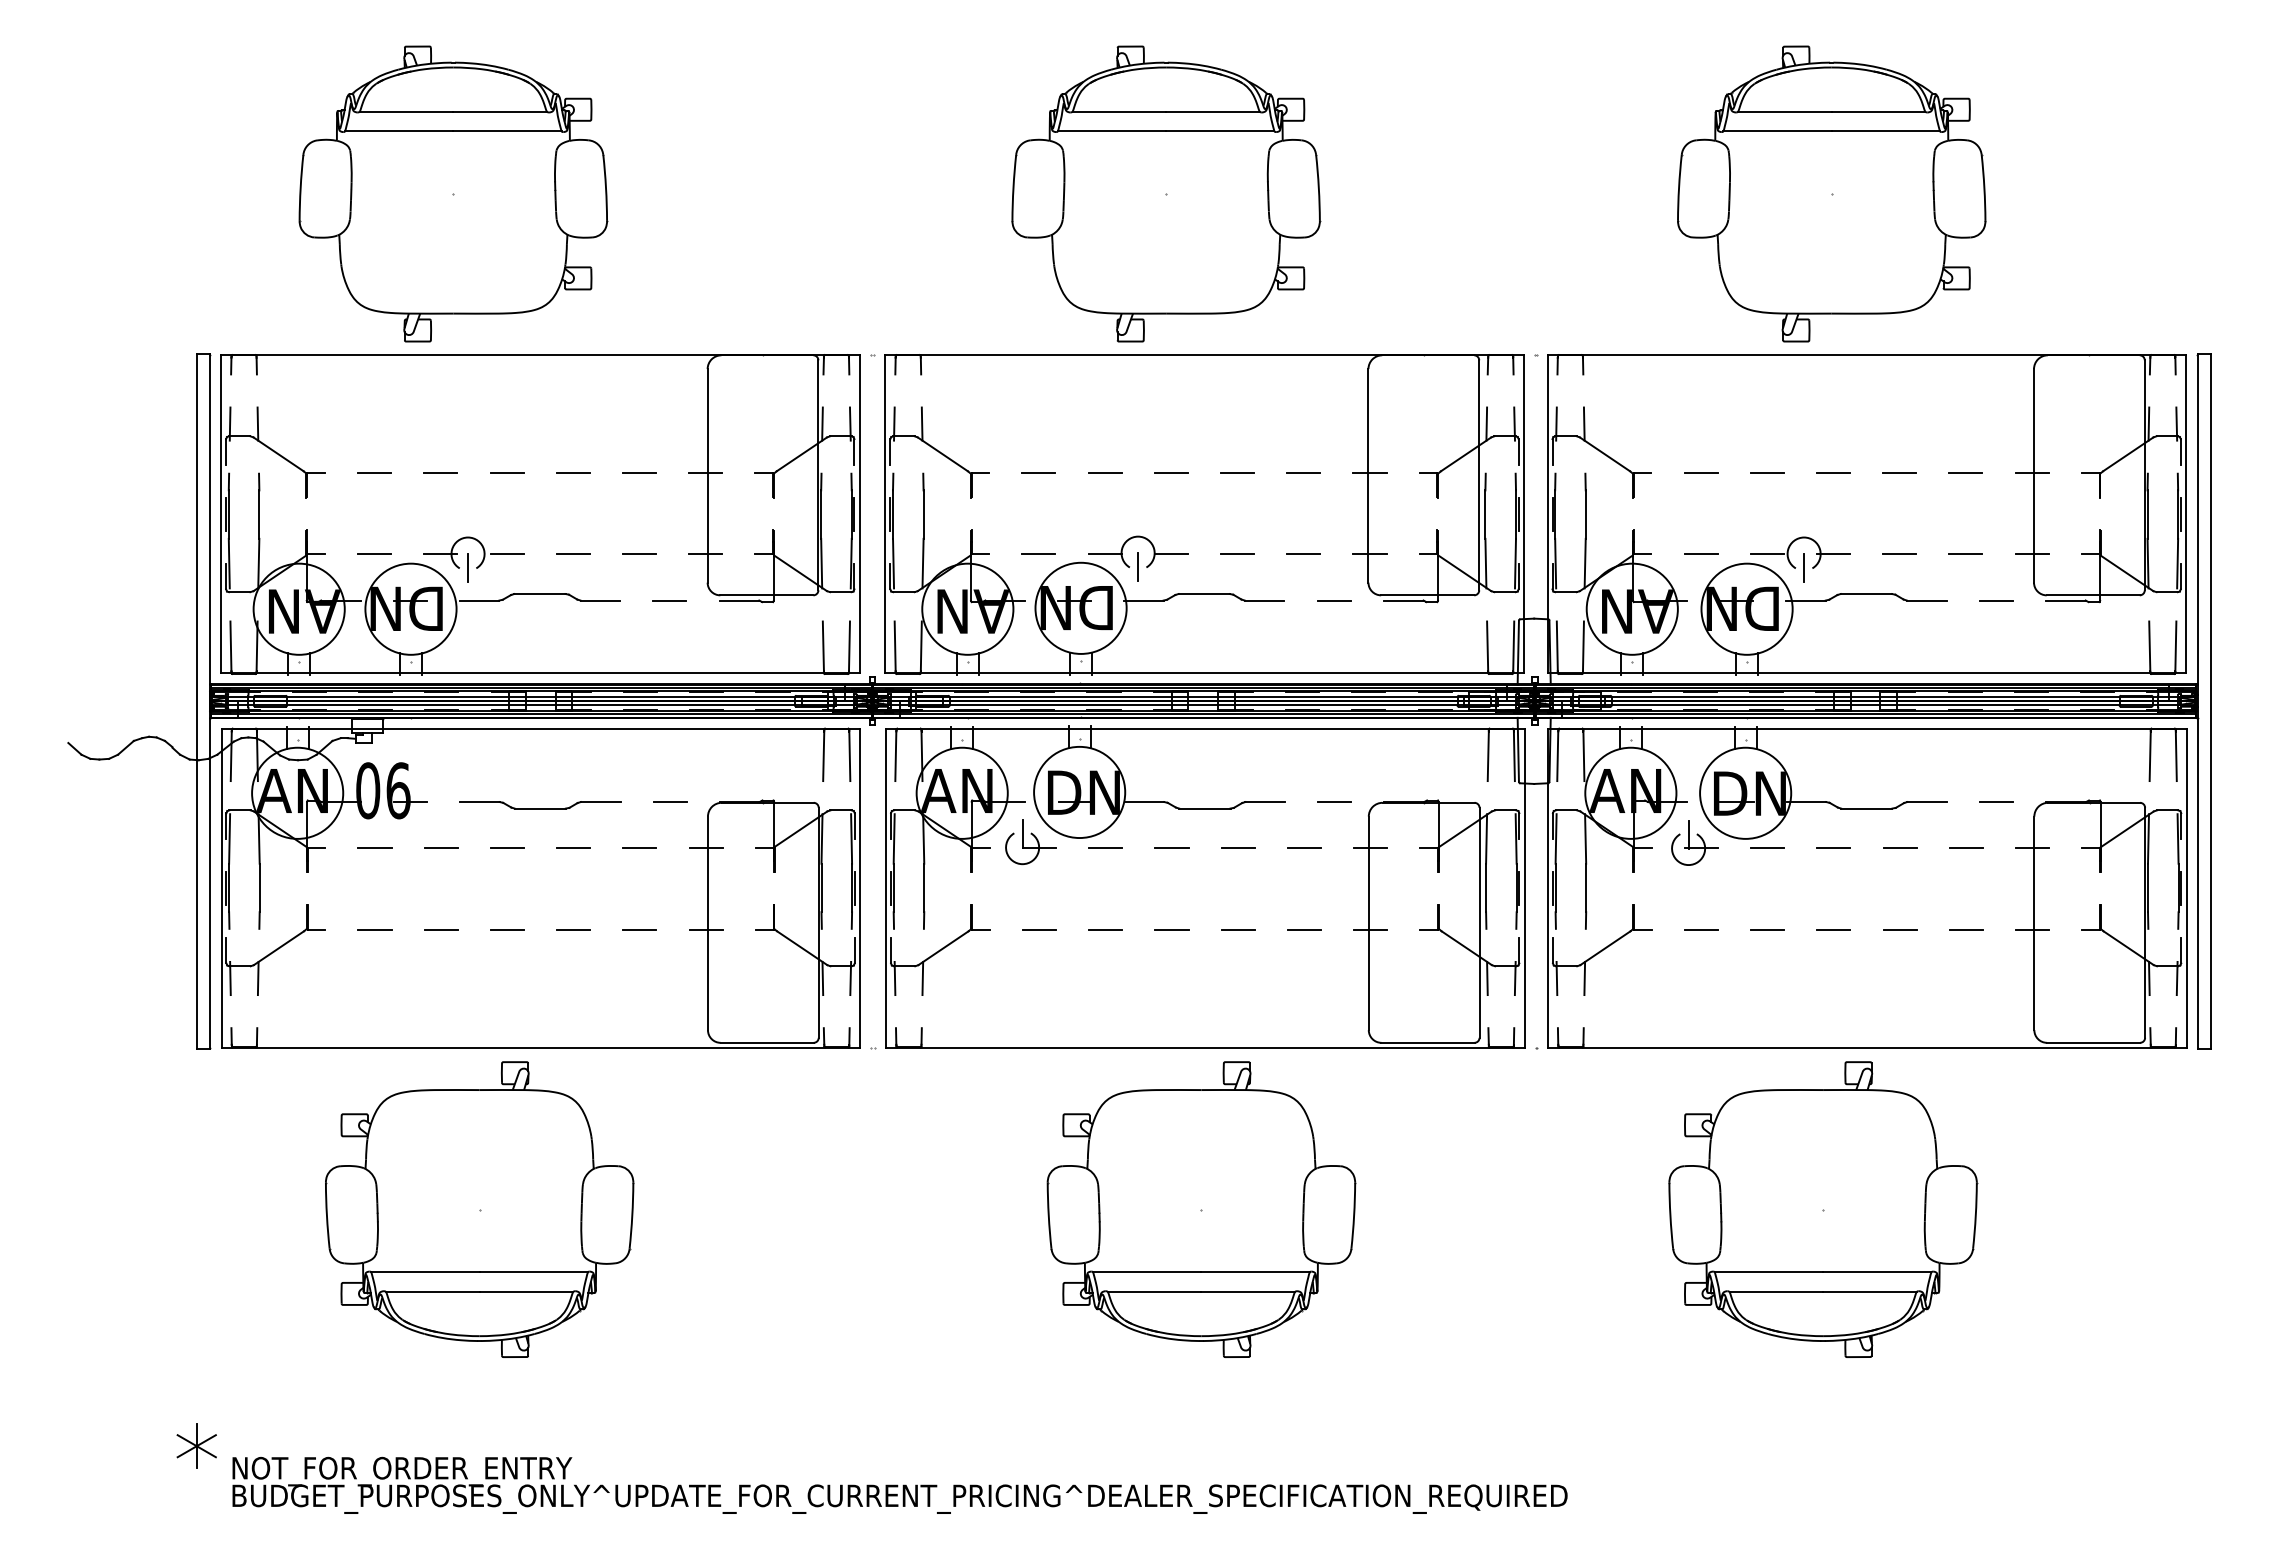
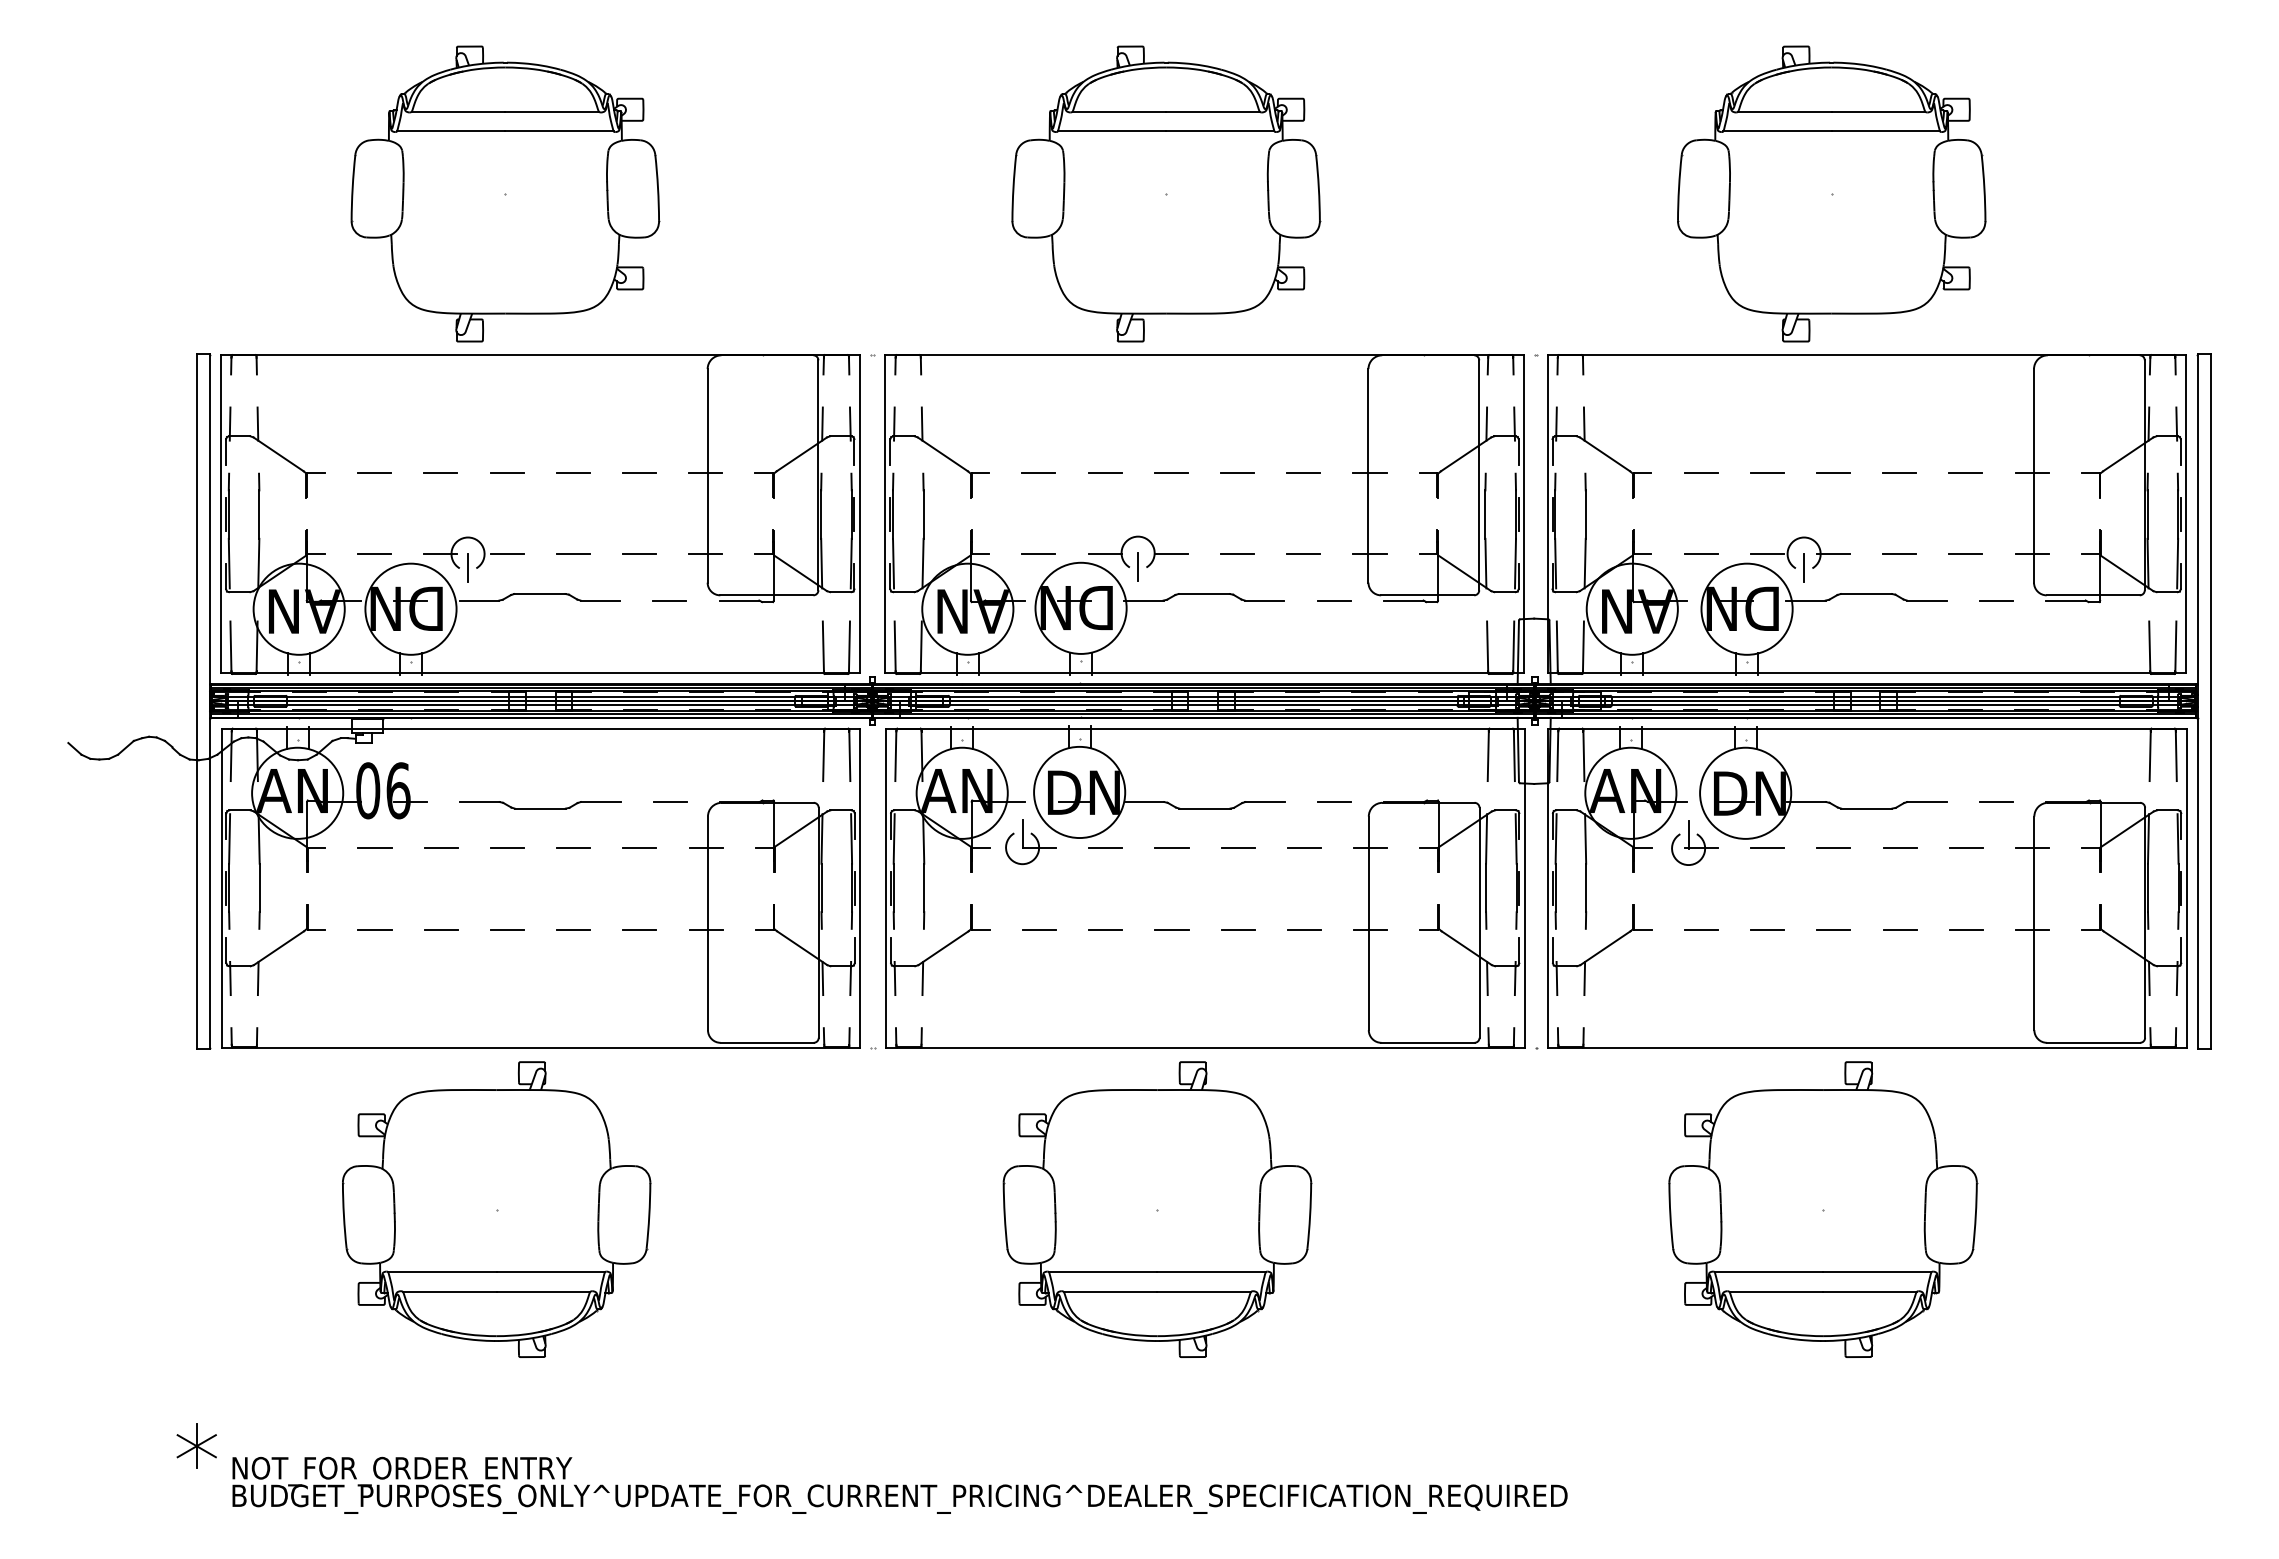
part position: (453, 193) -> (505, 193) (505, 193)
part position: (479, 1209) -> (496, 1209) (496, 1209)
part position: (1201, 1209) -> (1157, 1209) (1157, 1209)
